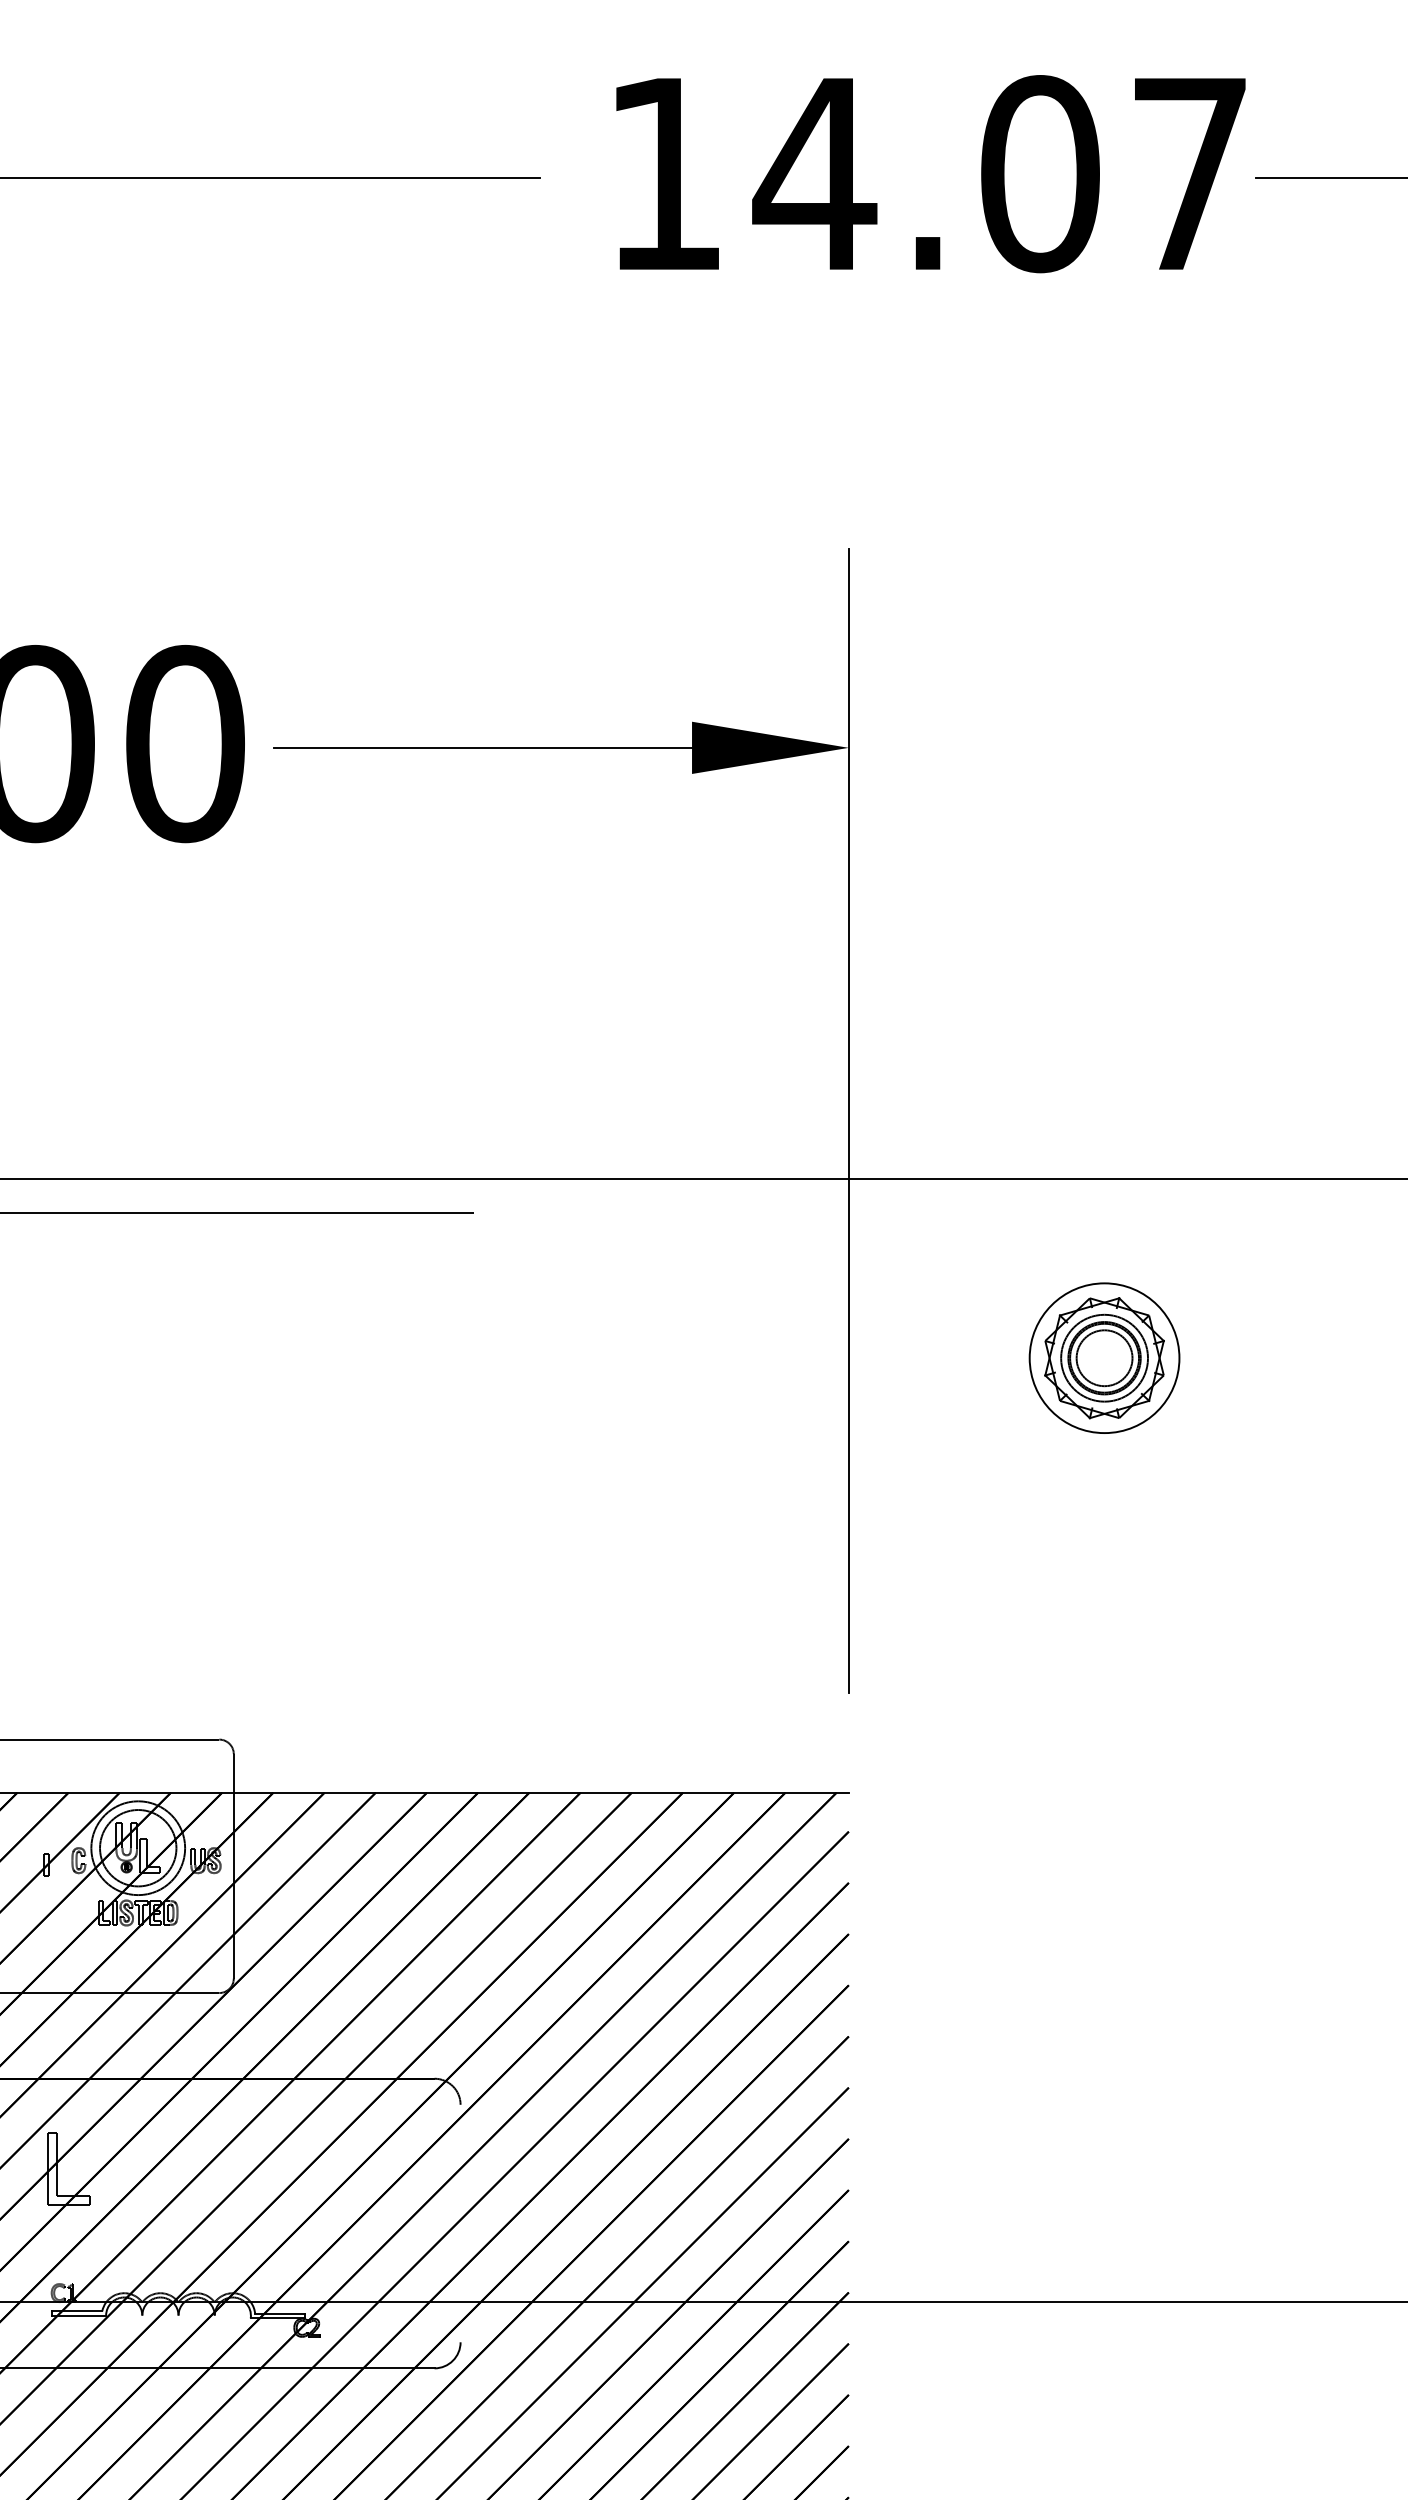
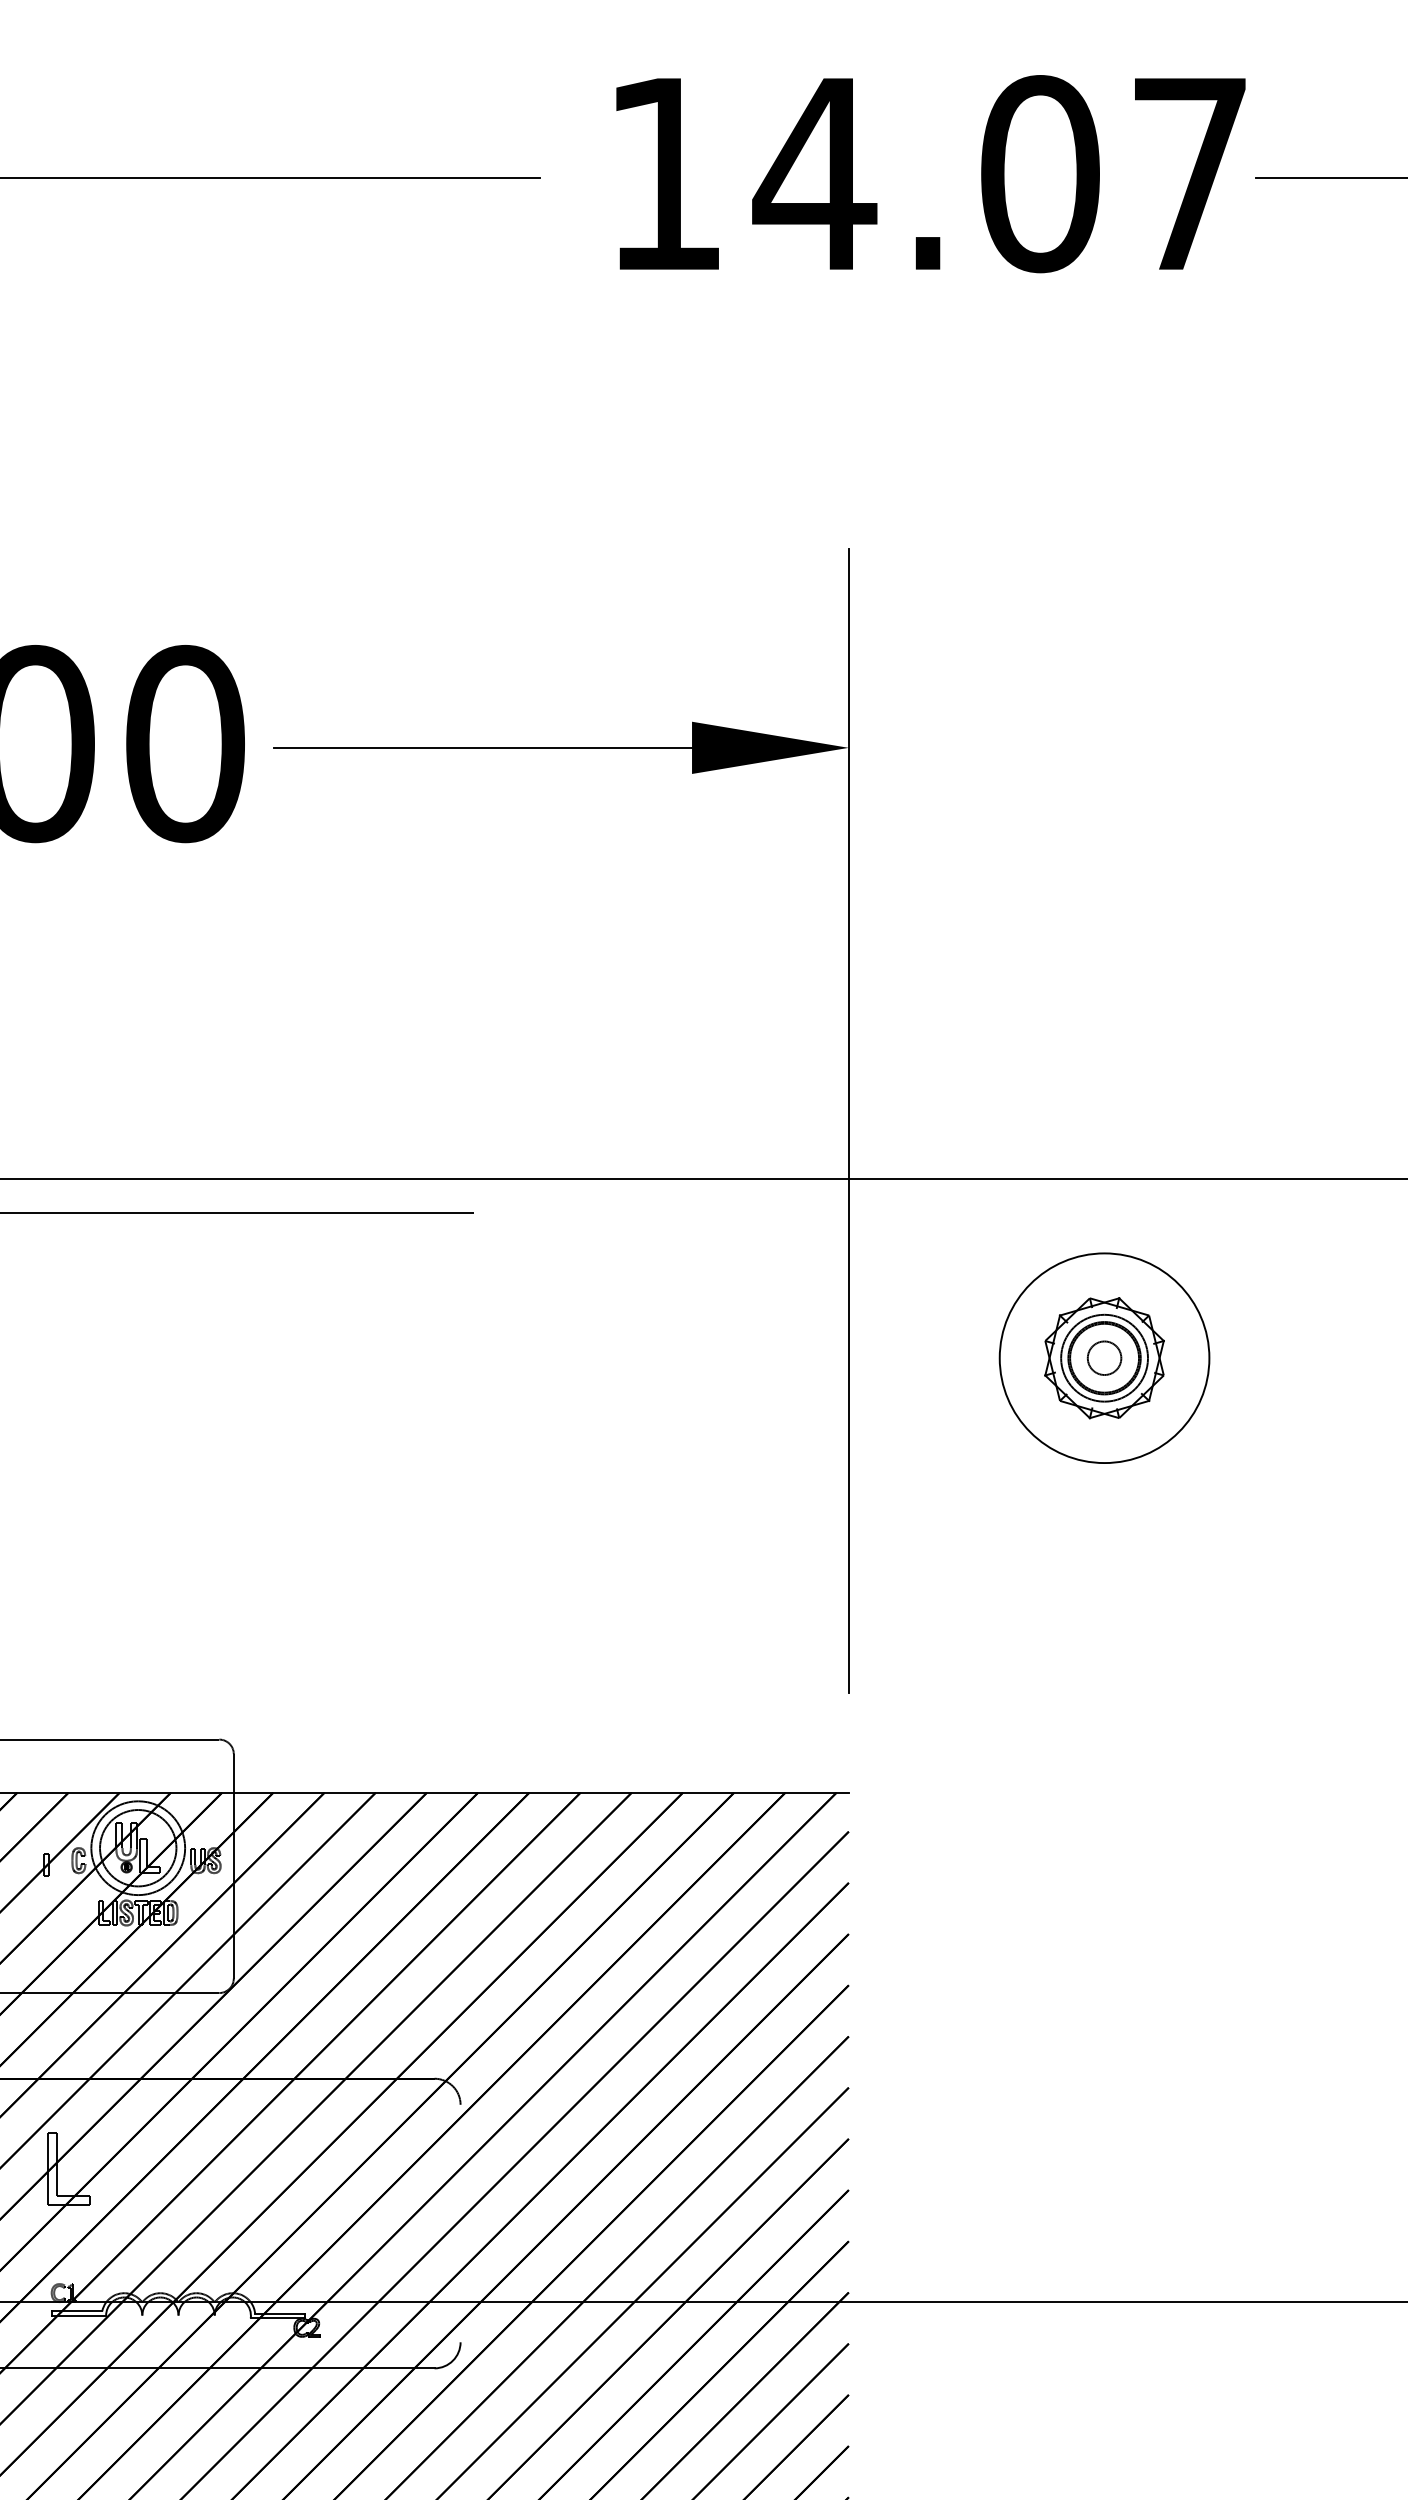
circle diameter: 150 px -> 210 px (1104, 1358)
circle diameter: 56 px -> 34 px (1104, 1358)
